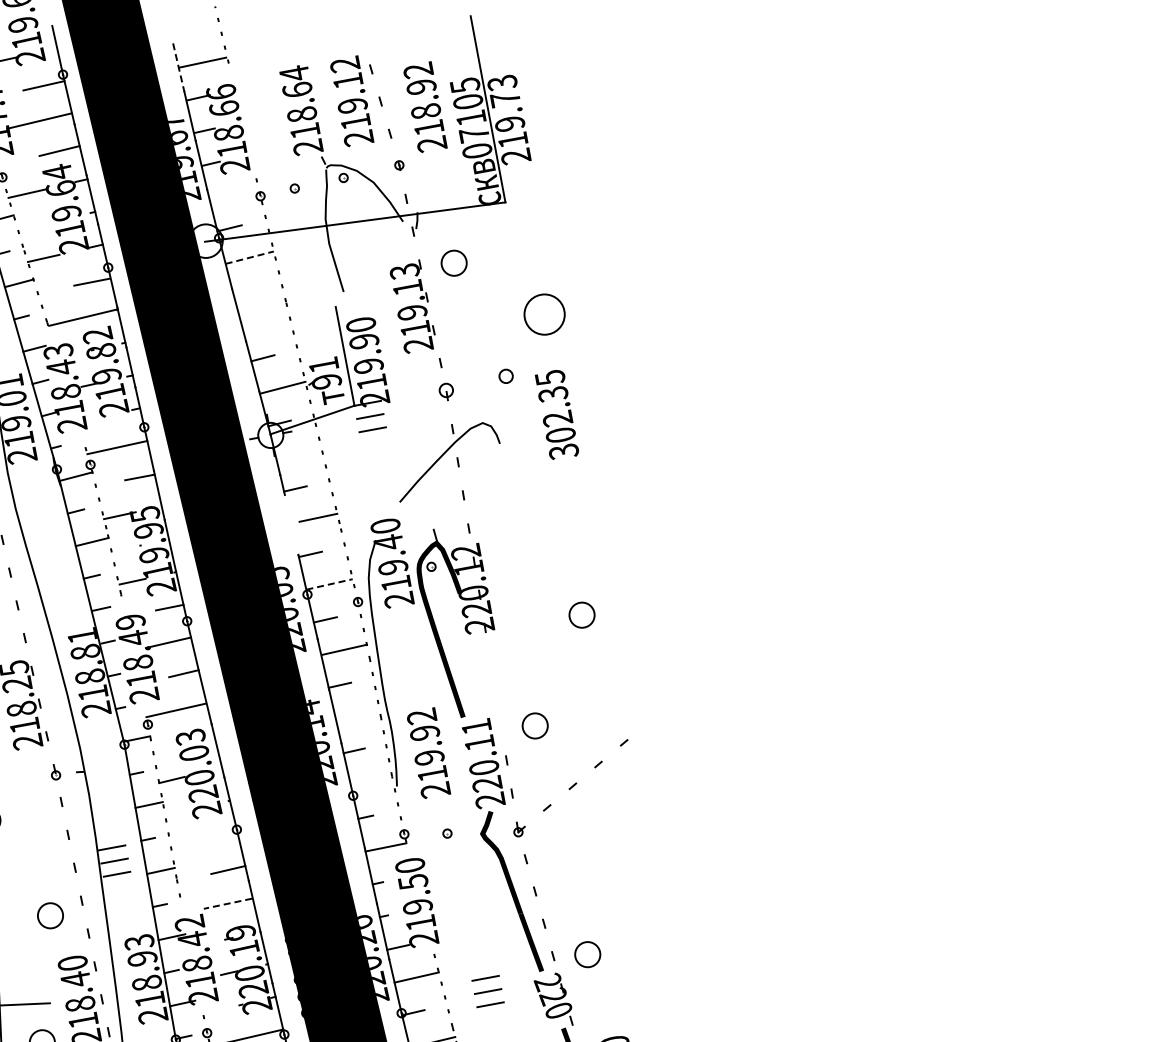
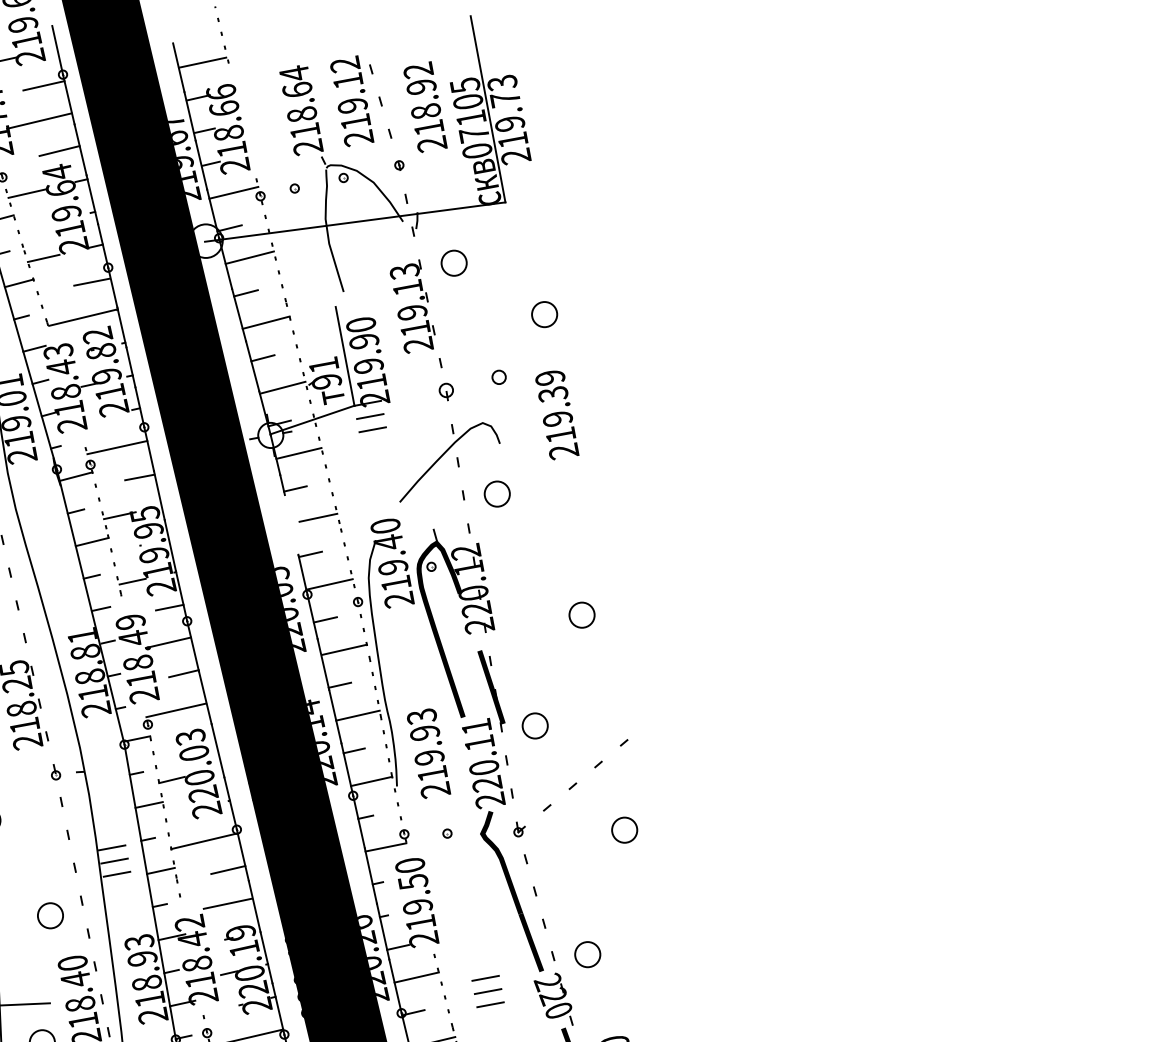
line: dashed -> solid (178, 67)
line: none -> present (233, 192)
line: dashed -> solid (249, 257)
line: none -> present (245, 293)
circle diameter: 40 px -> 25 px (544, 314)
line: none -> present (265, 322)
part position: (505, 375) -> (498, 376) (498, 376)
text: 302.35 -> 219.39 (556, 415)
line: none -> present (298, 453)
circle: none -> present (496, 493)
line: dashed -> solid (329, 584)
part: none -> present (491, 691)
line: none -> present (357, 715)
text: 219.92 -> 219.93 (422, 716)
line: none -> present (371, 781)
circle: none -> present (624, 829)
line: none -> present (204, 841)
line: dashed -> solid (227, 903)
